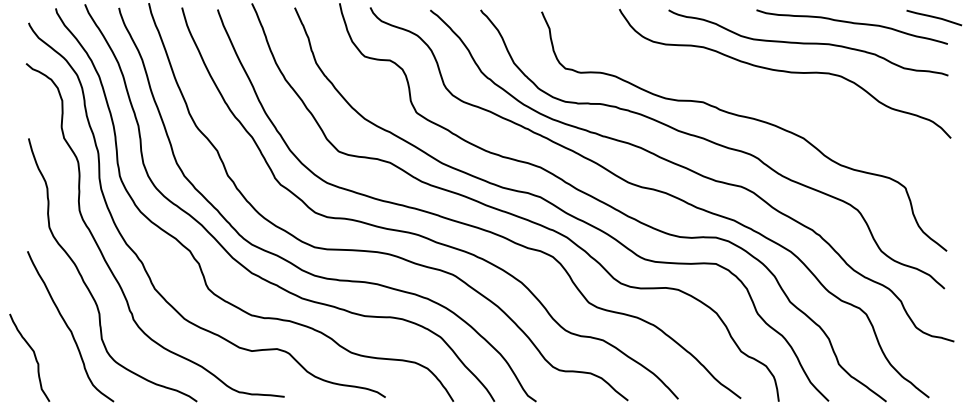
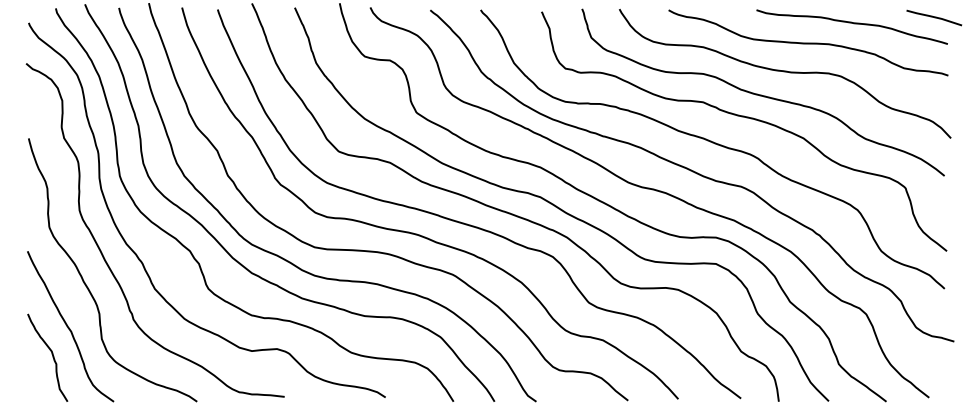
curve: none -> present (761, 94)
curve position: (33, 354) -> (51, 354) (51, 354)
